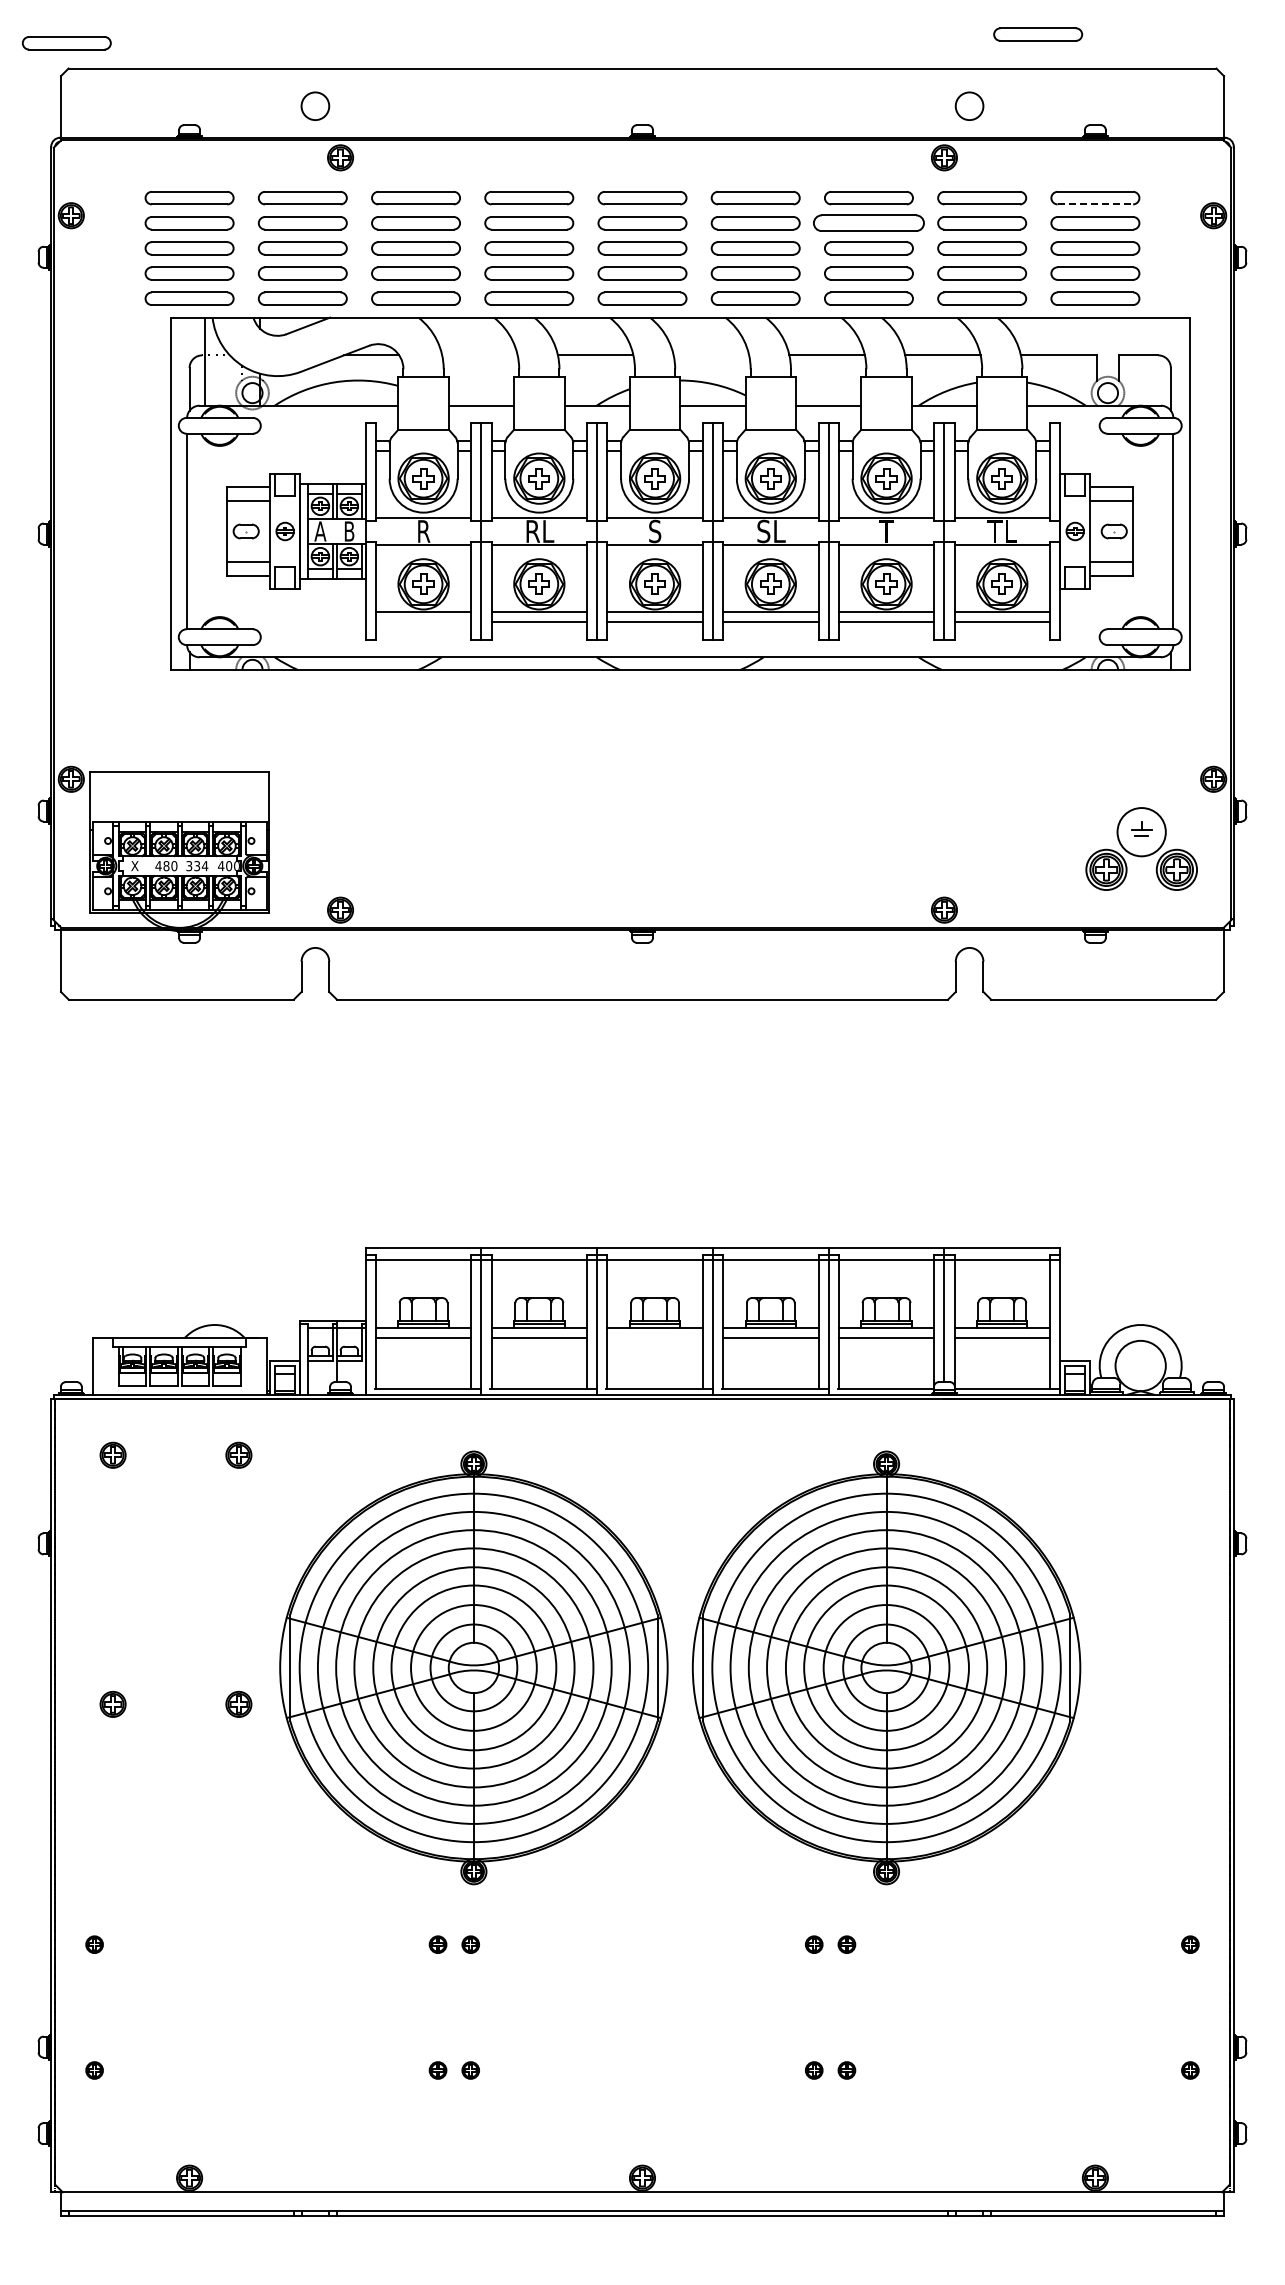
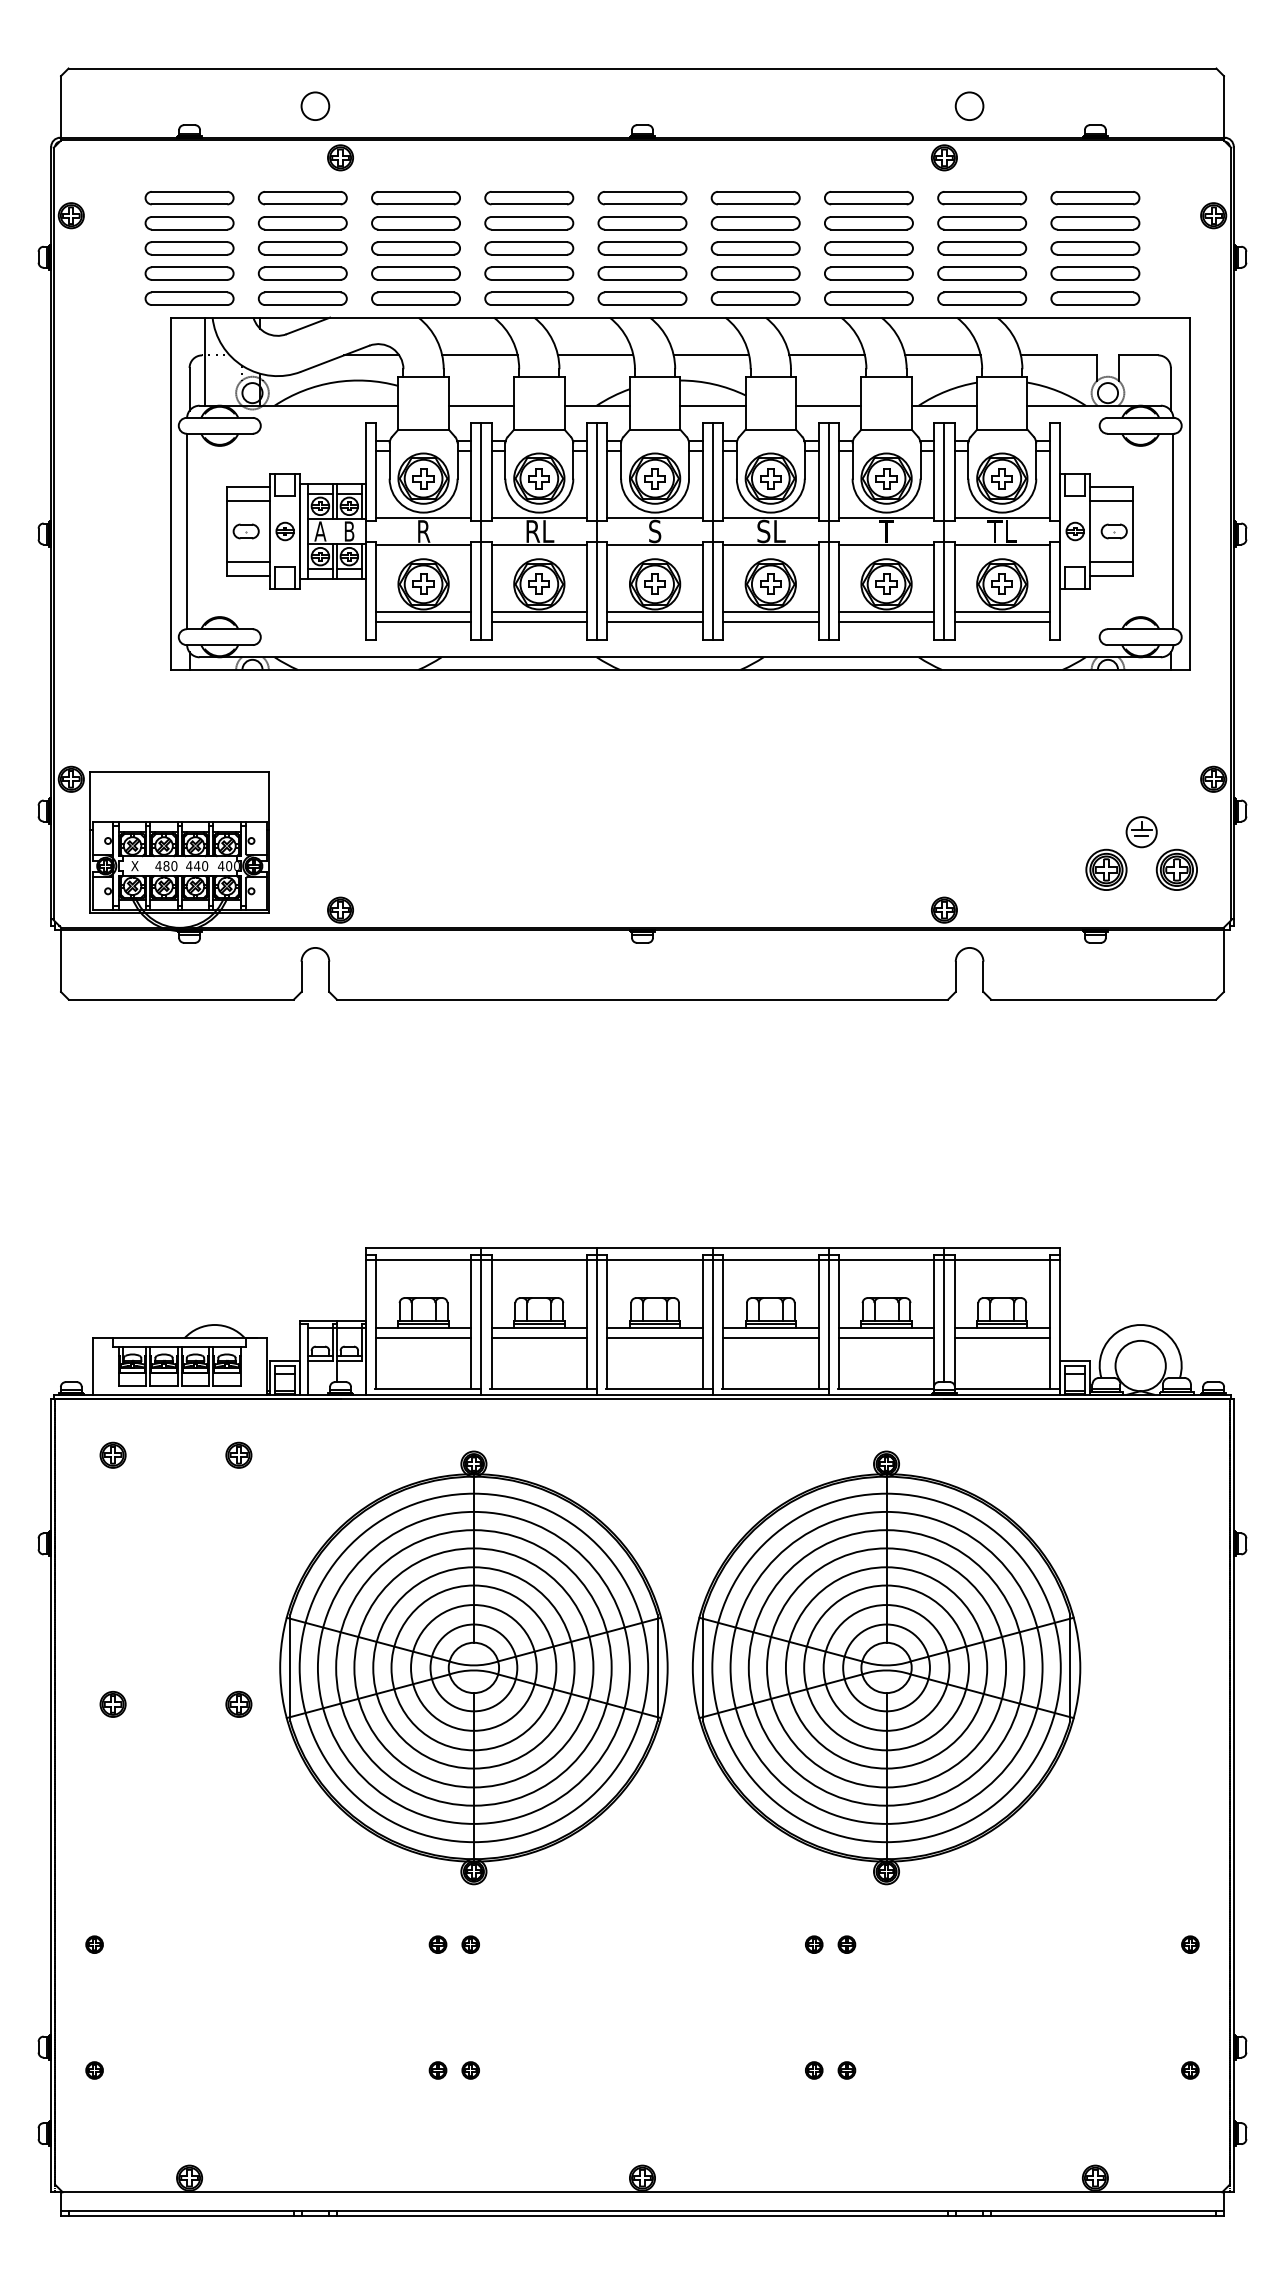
part: present -> none (1038, 34)
part: present -> none (66, 43)
line: dashed -> solid (1095, 204)
part size: 112x18 px -> 90x15 px (868, 223)
line: none -> present (479, 355)
line: none -> present (711, 355)
line: none -> present (423, 622)
circle diameter: 48 px -> 30 px (1141, 832)
text: 334 -> 440 (197, 866)
line: none -> present (654, 1338)
